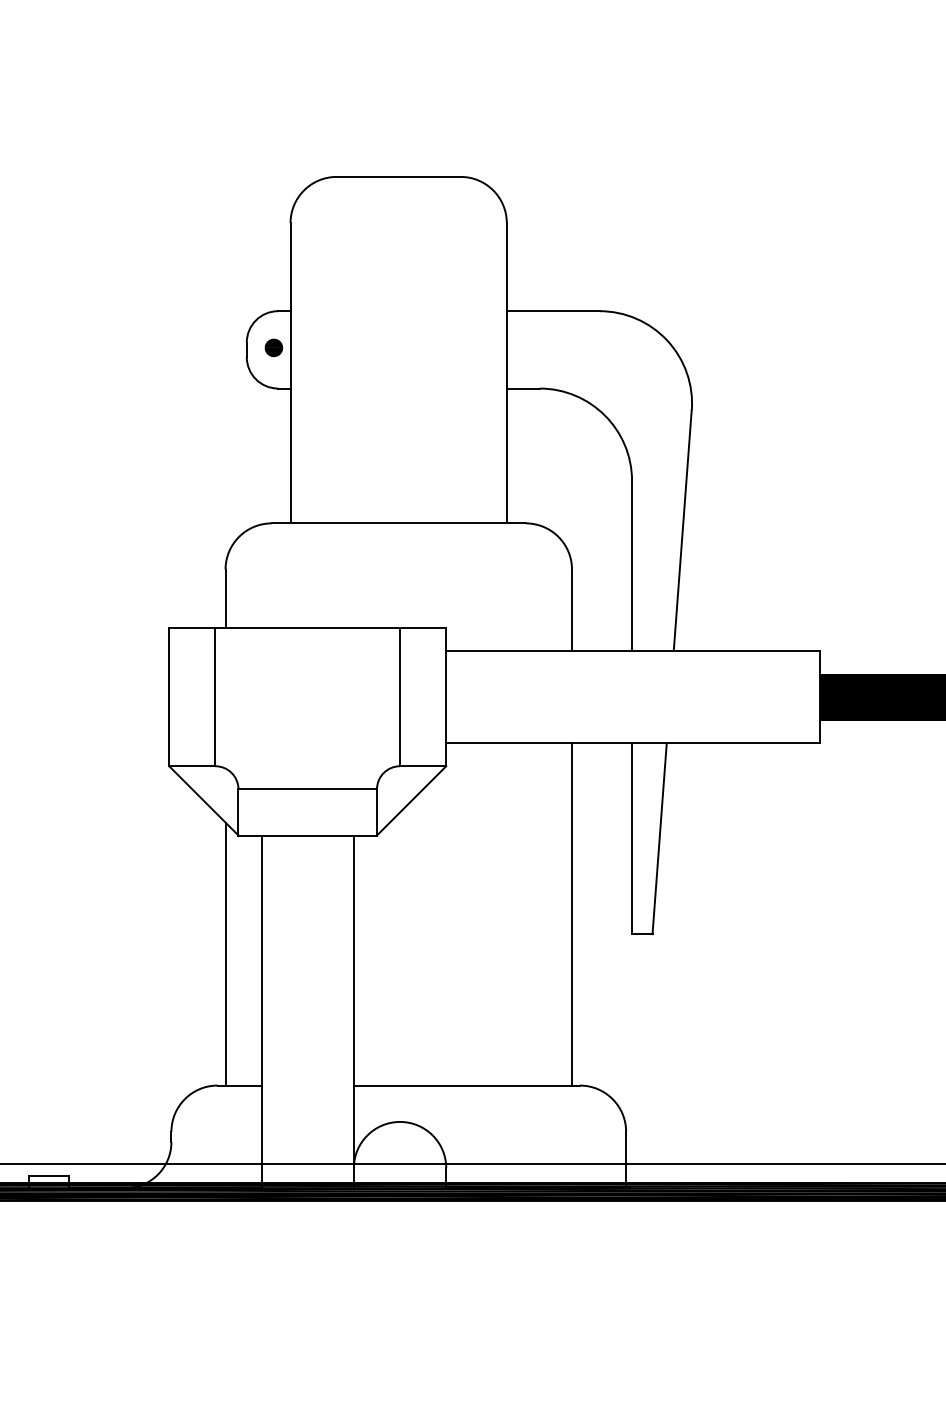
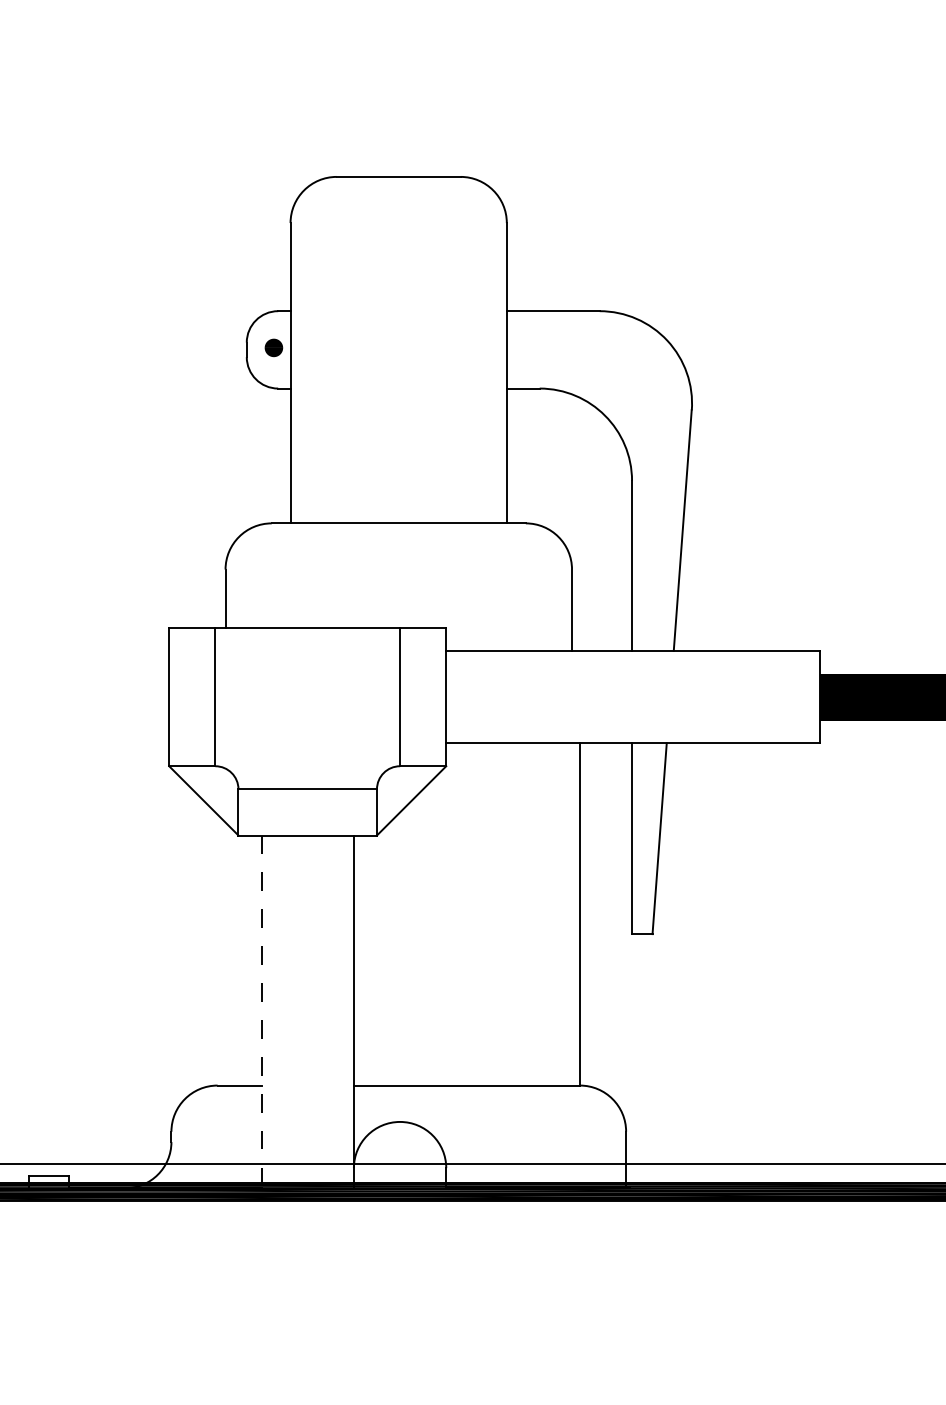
line position: (572, 914) -> (580, 914) (580, 914)
line: present -> none (225, 953)
line: solid -> dashed (261, 1011)
